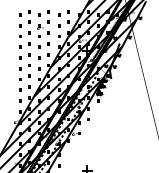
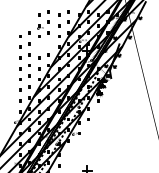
part: present -> none (24, 18)
part: present -> none (43, 45)
